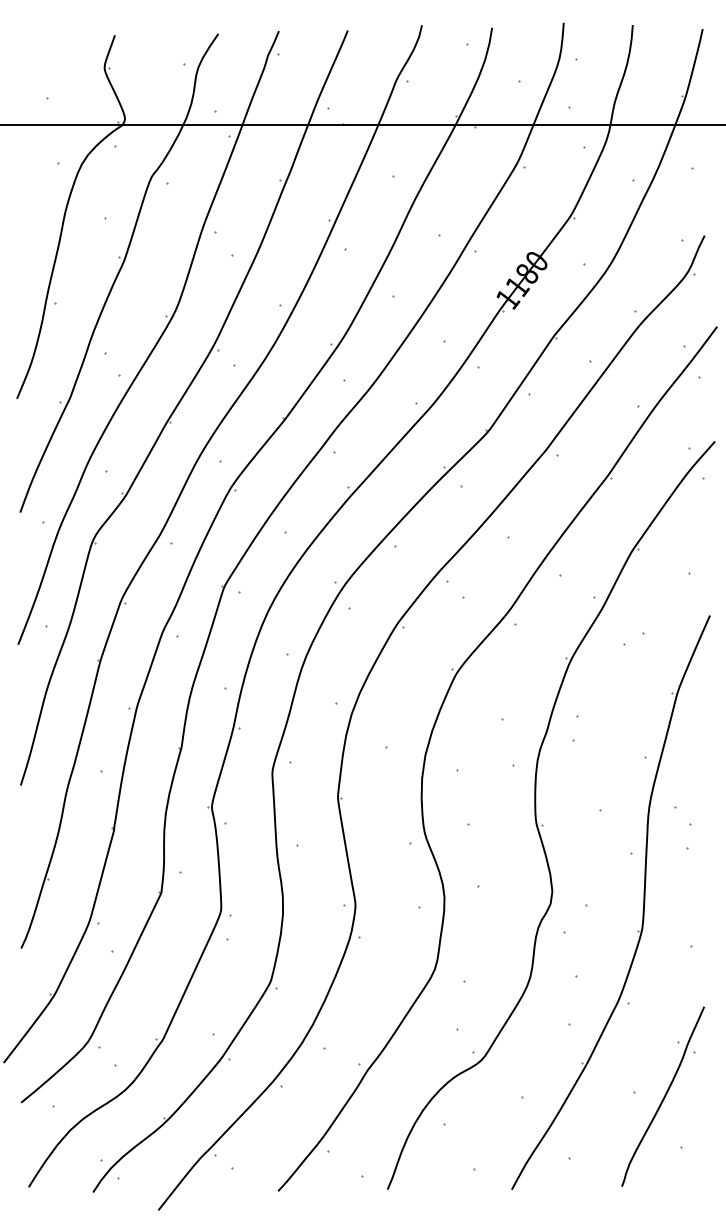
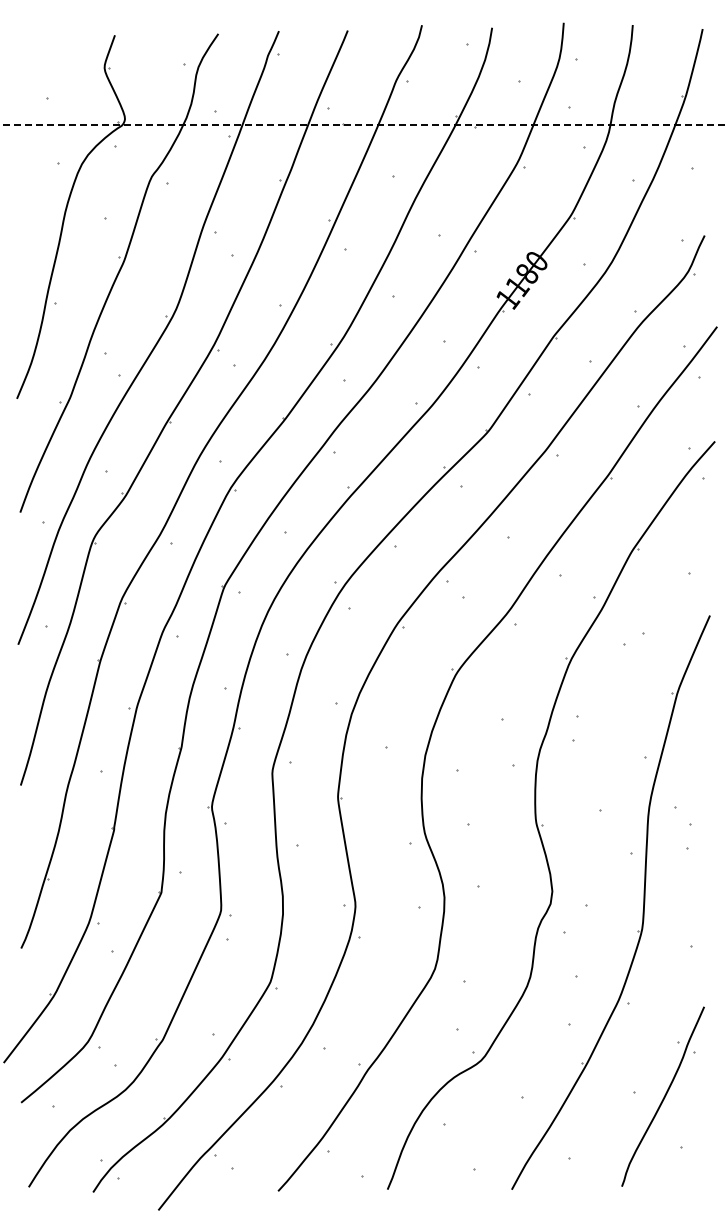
line: solid -> dashed (363, 124)
